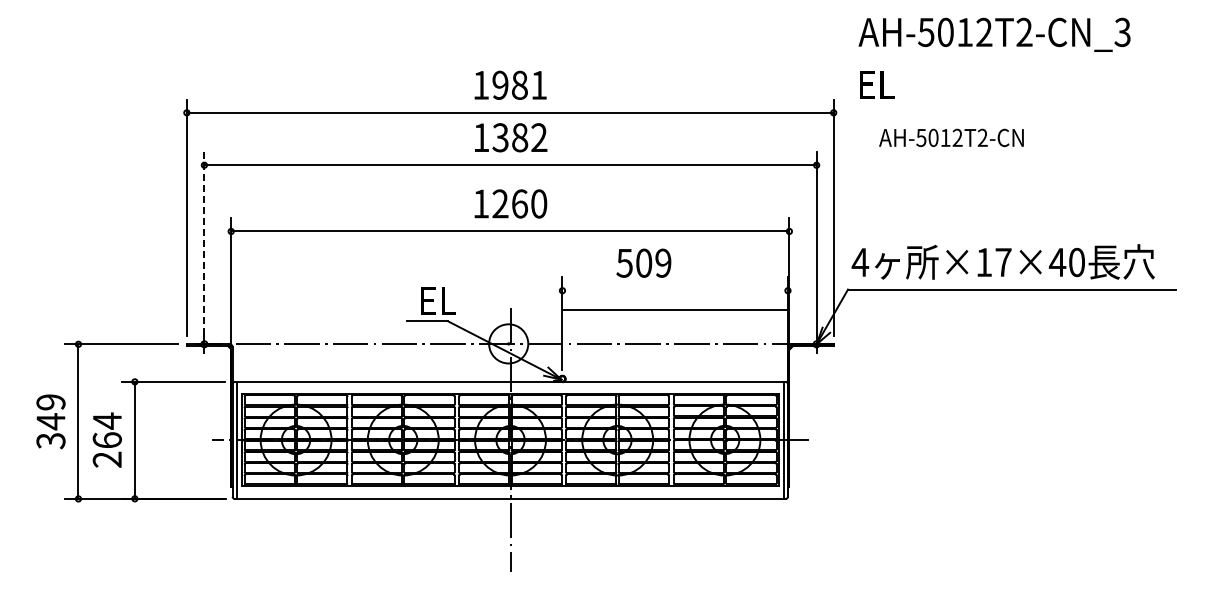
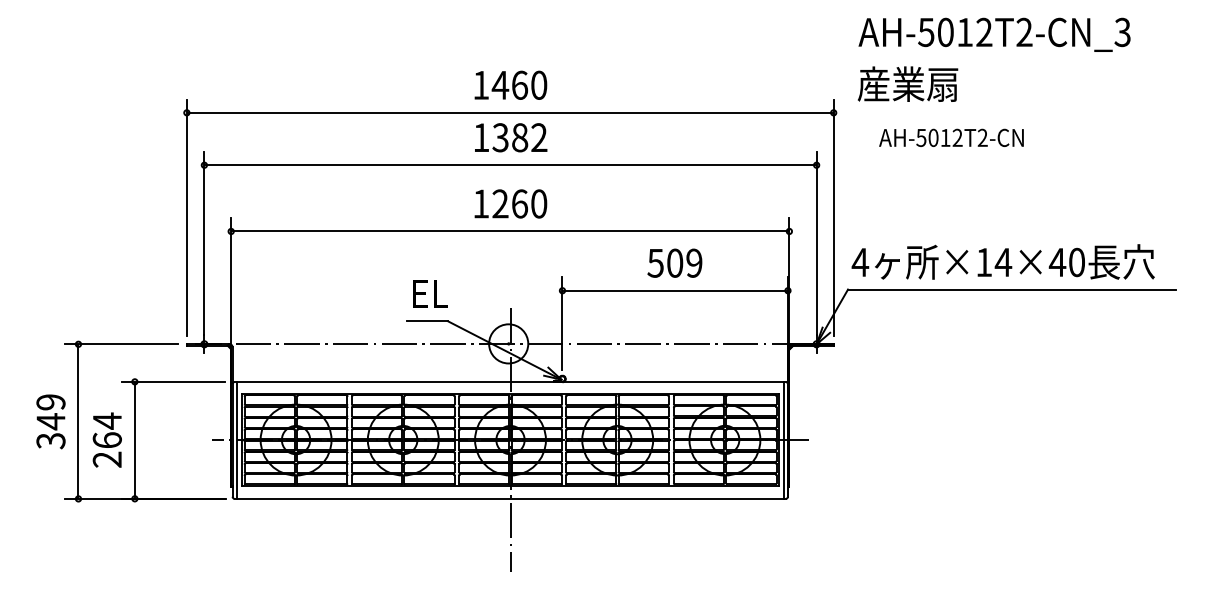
text: EL -> 産業扇 (907, 83)
text: 1981 -> 1460 (519, 84)
line: dashed -> solid (204, 243)
text position: (643, 262) -> (674, 262) (674, 262)
text: ×17×40 -> ×14×40 (1003, 262)
text position: (438, 300) -> (430, 293) (430, 293)
line position: (675, 309) -> (675, 290) (675, 290)
